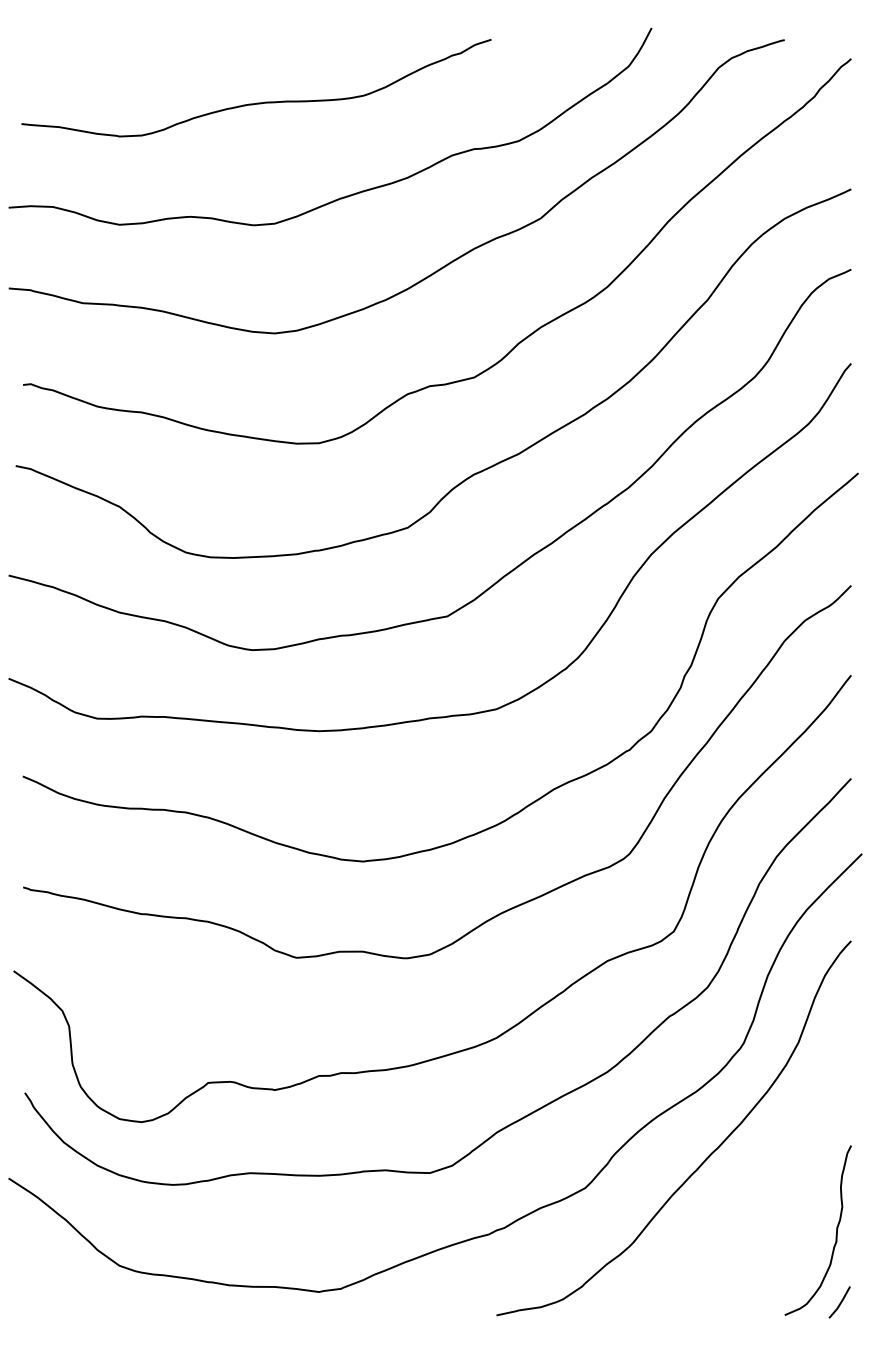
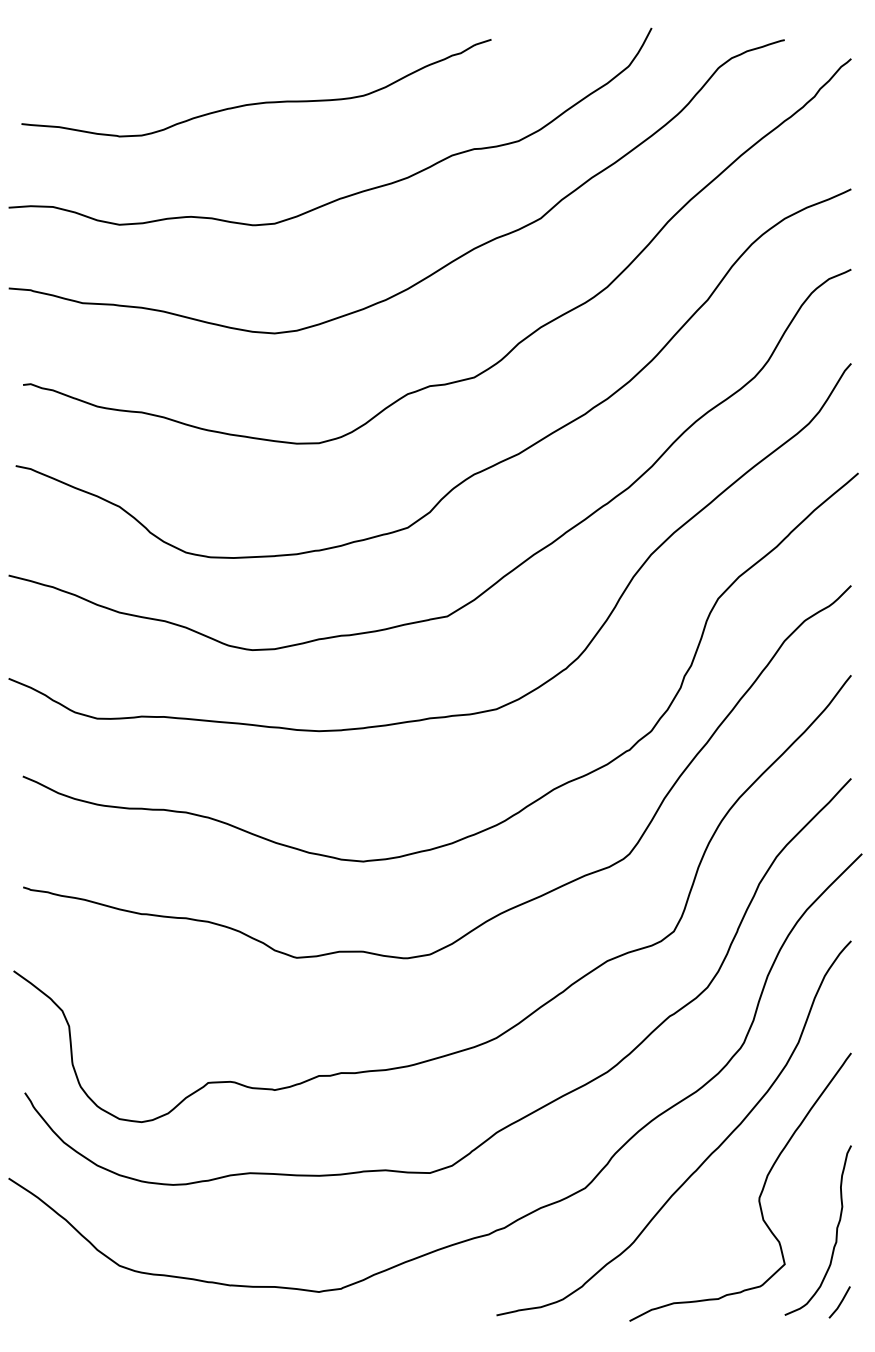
curve: none -> present (759, 1194)
